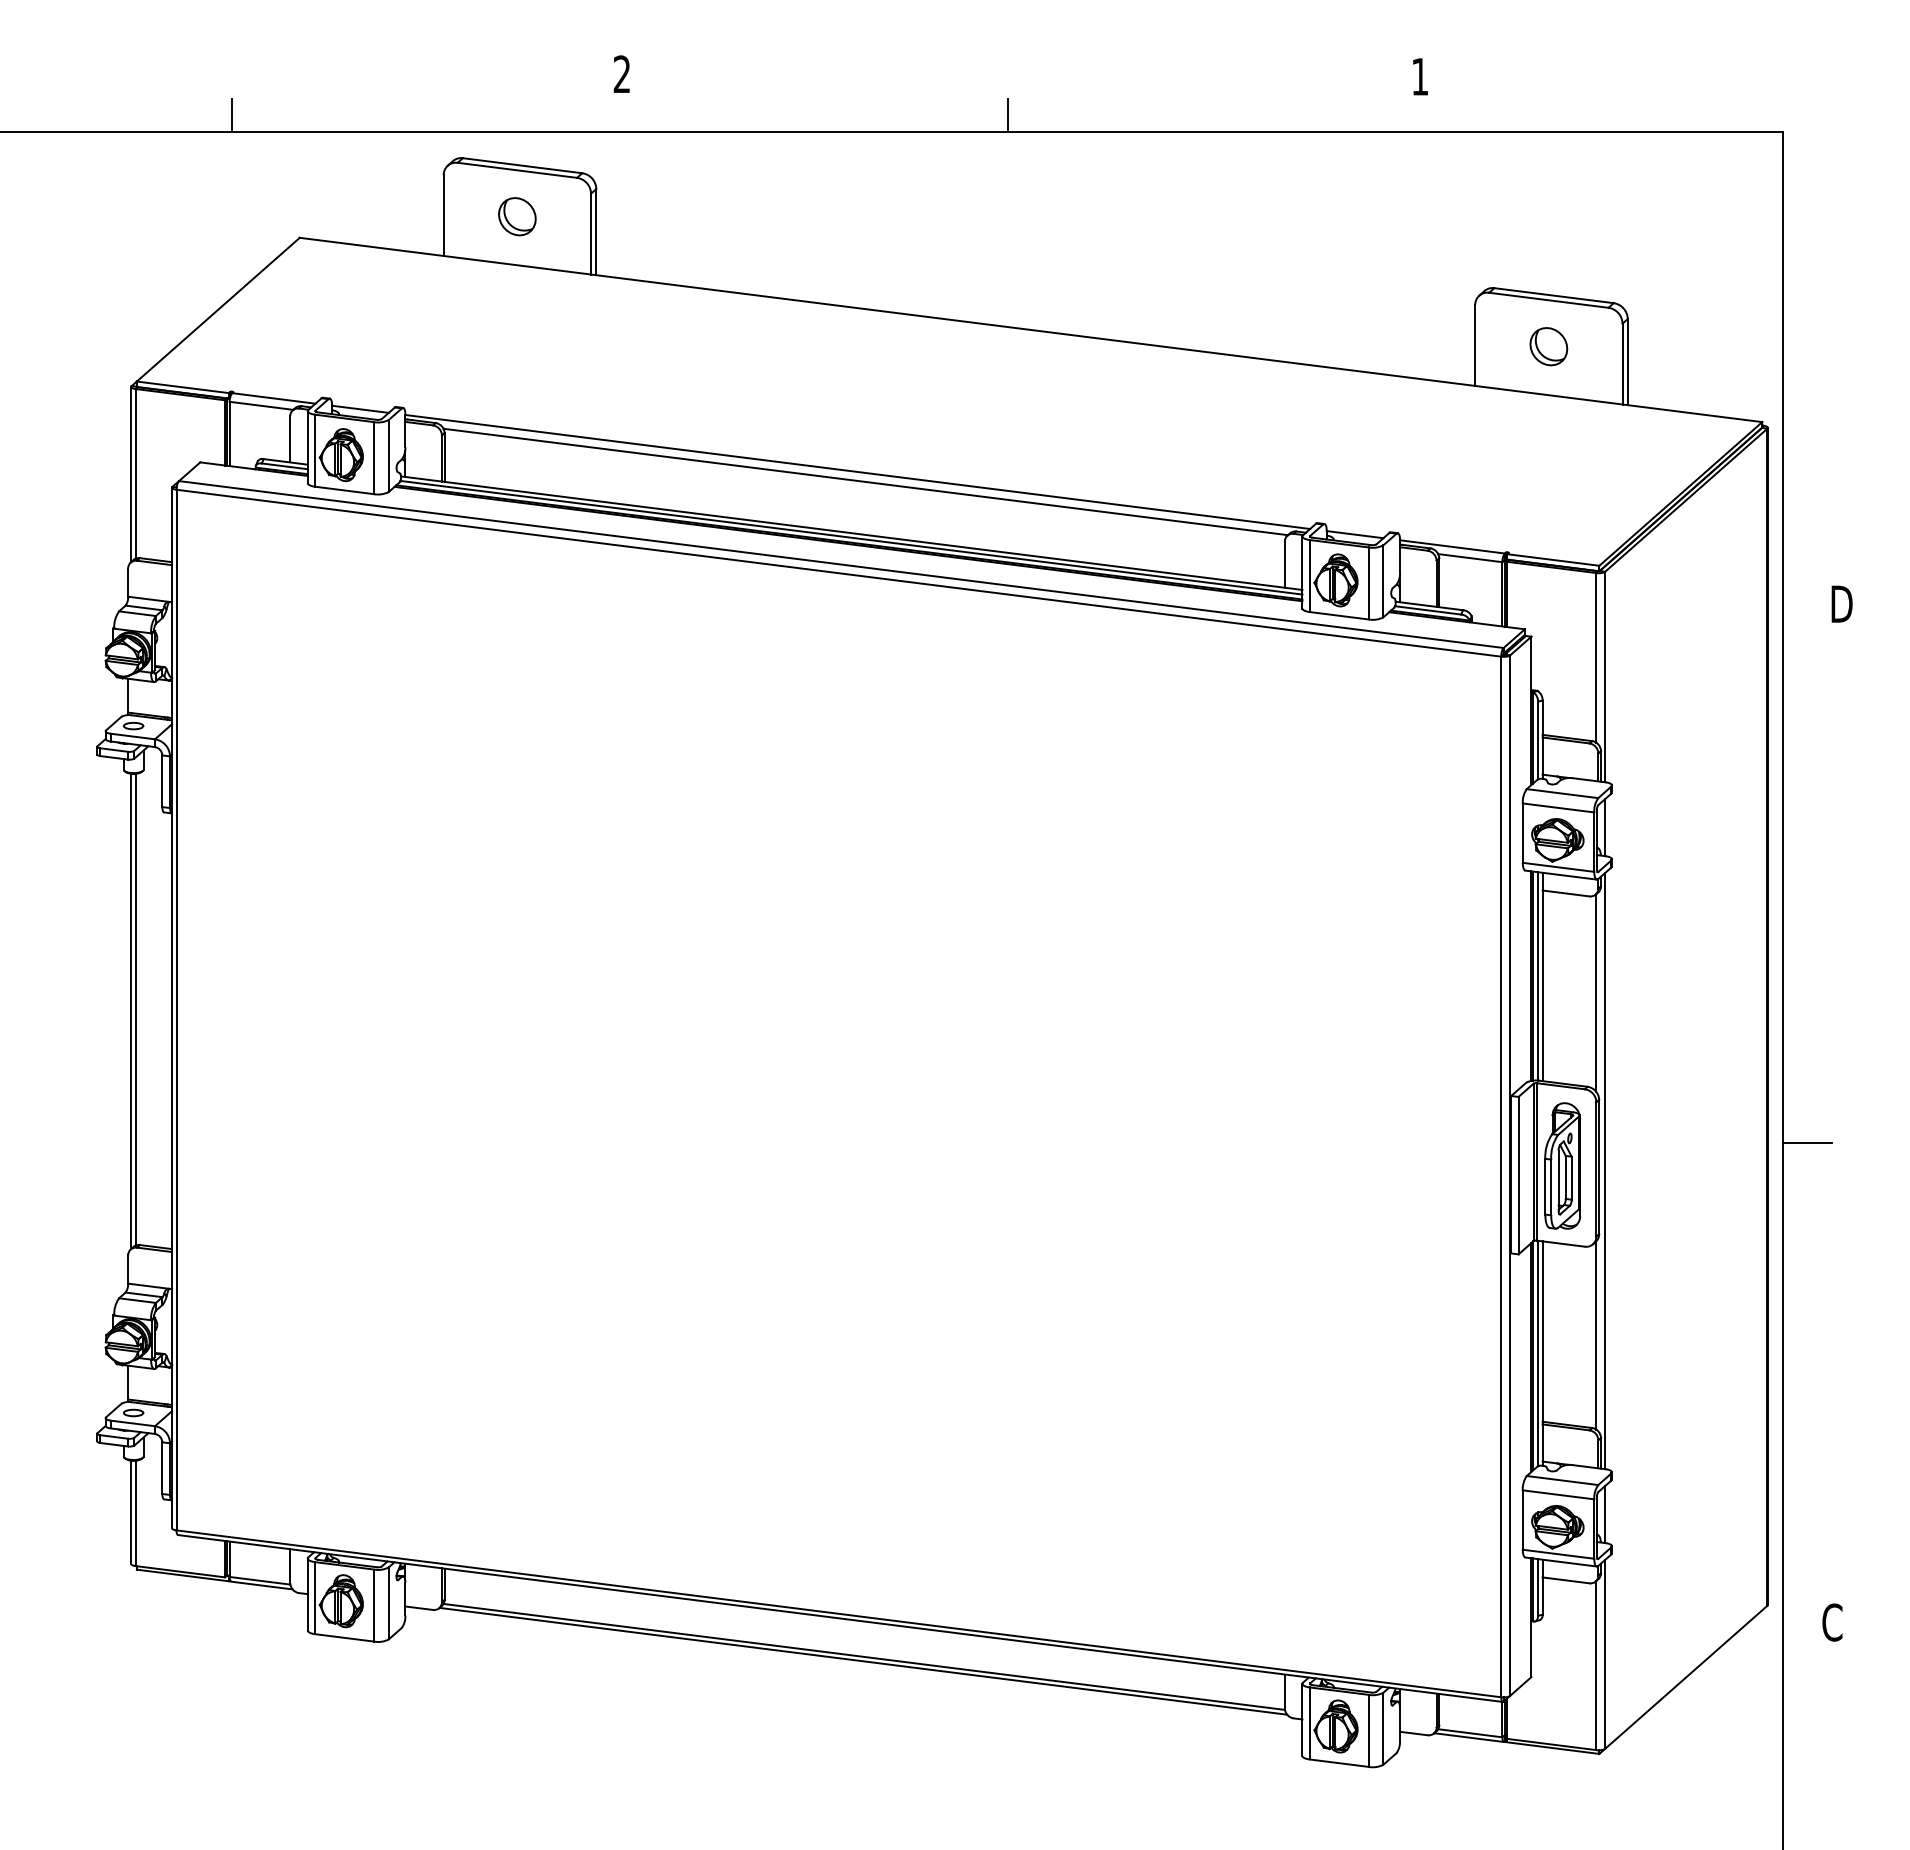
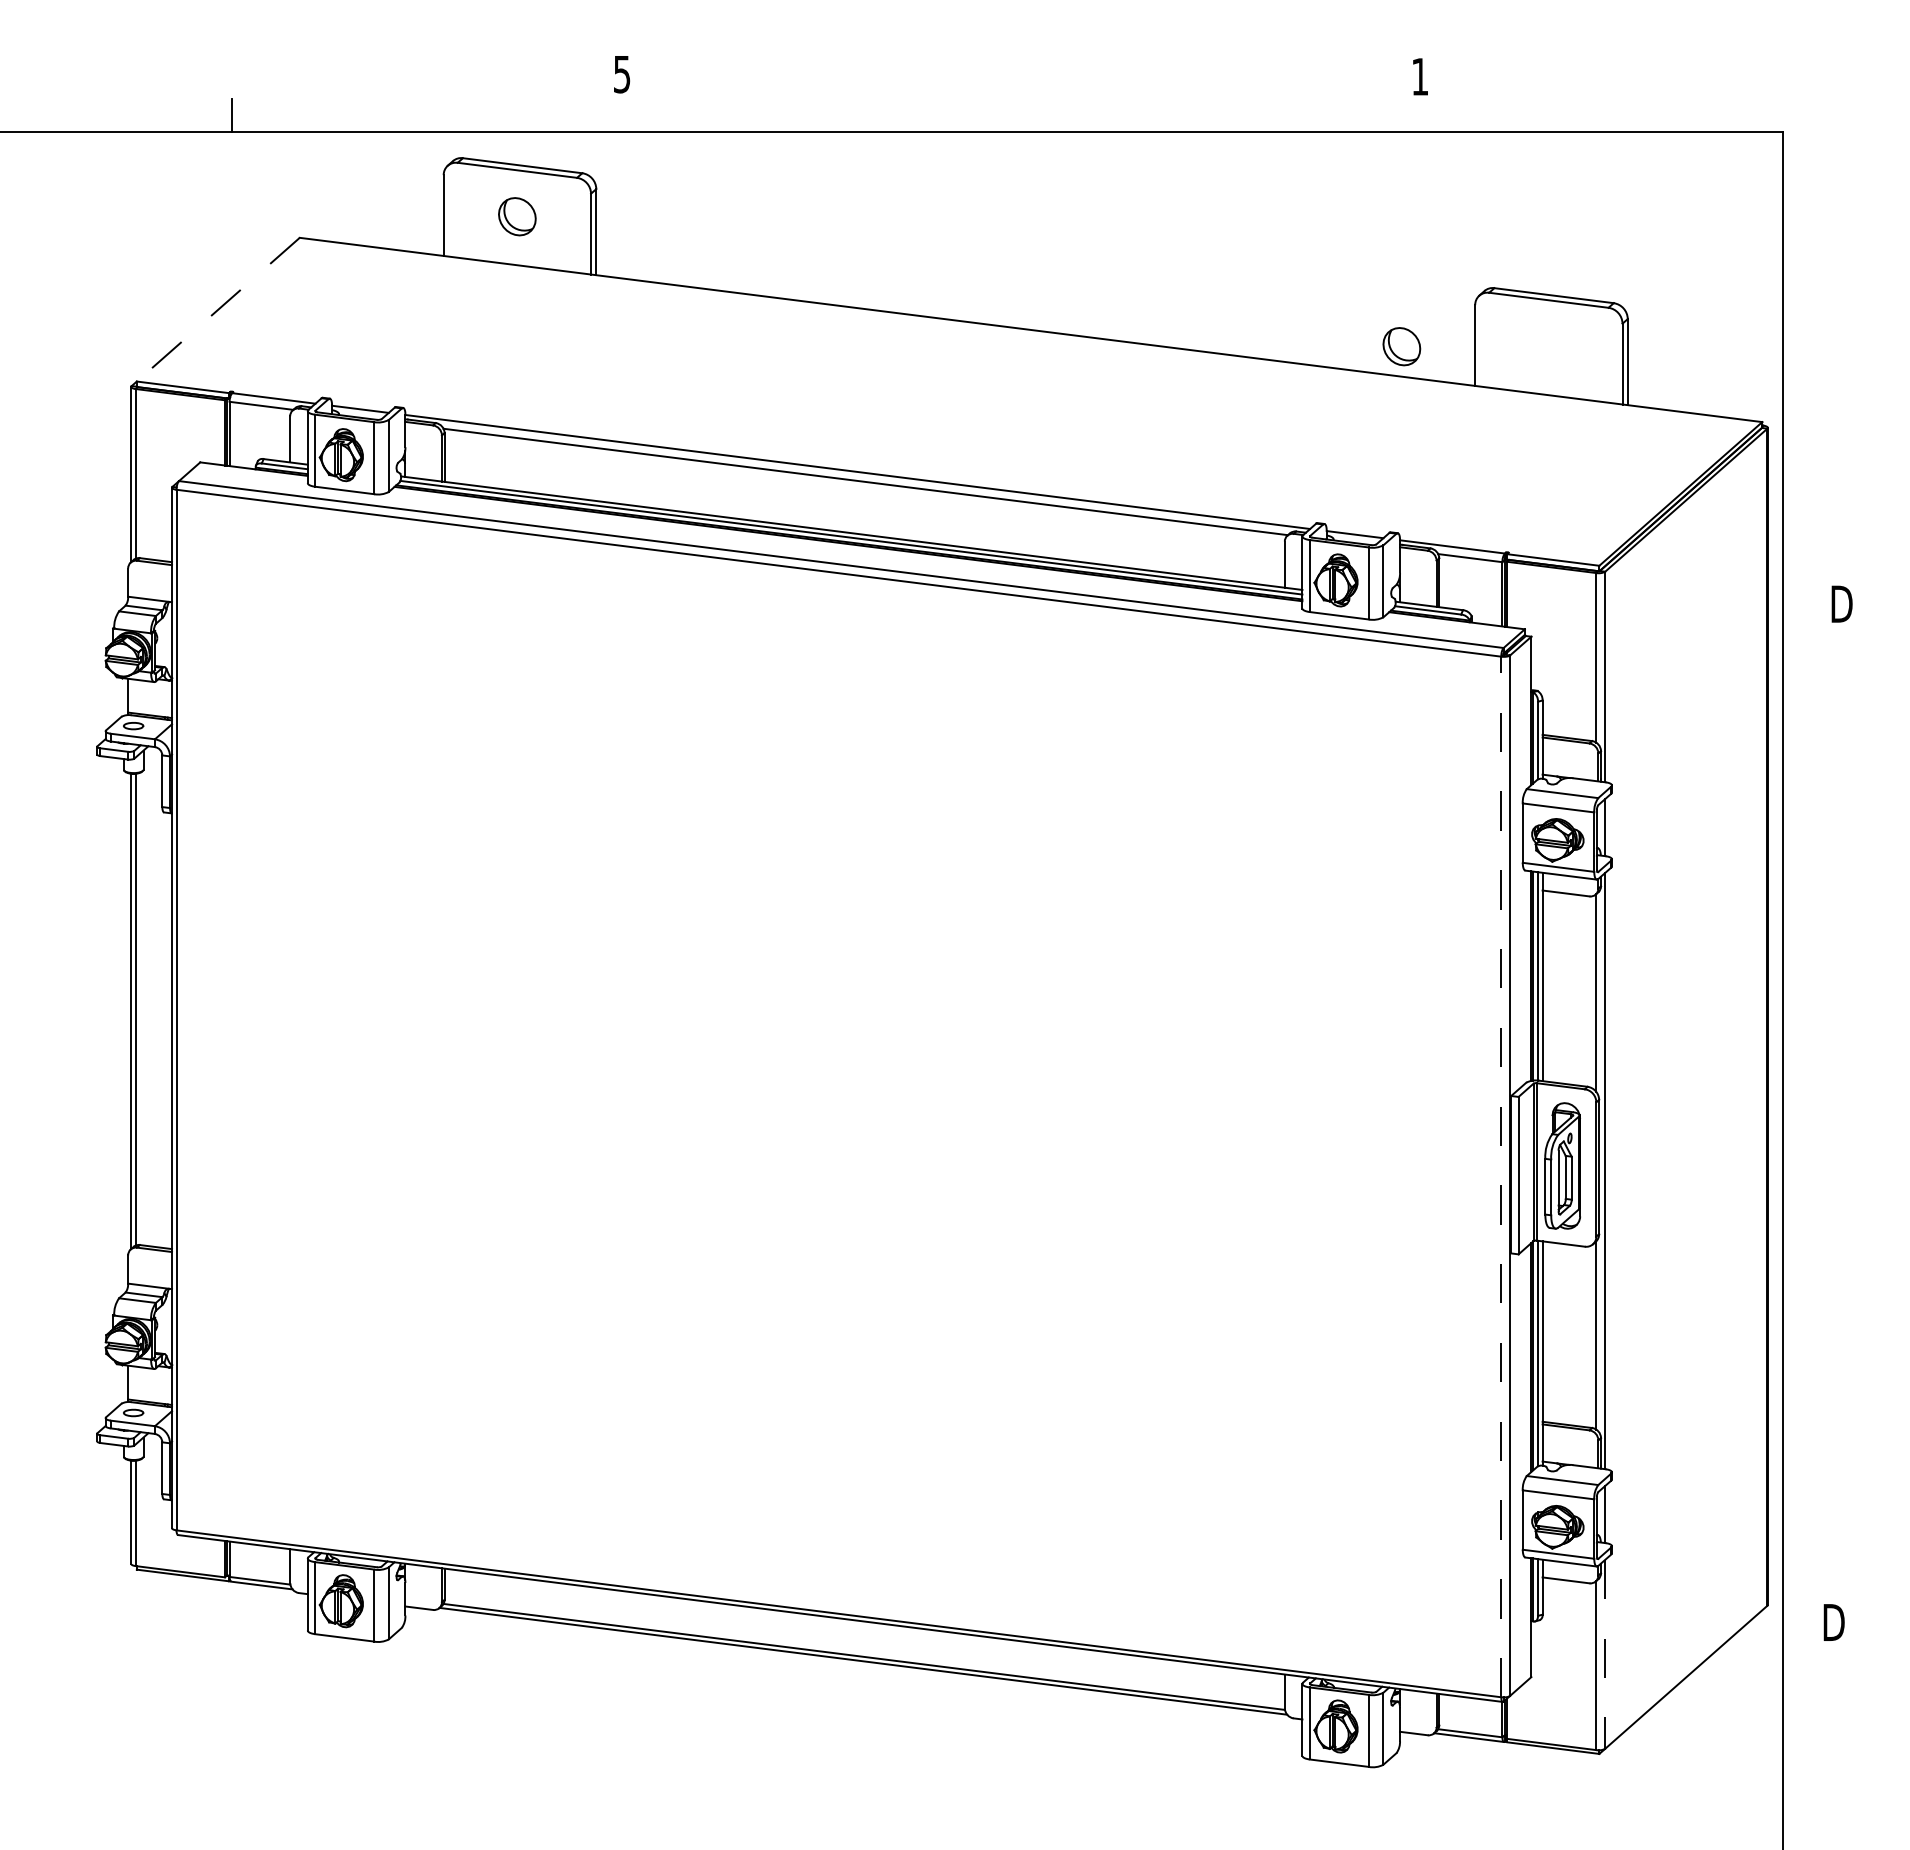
text: 2 -> 5 (621, 74)
line: present -> none (1007, 115)
line: solid -> dashed (218, 309)
part position: (1548, 346) -> (1401, 346) (1401, 346)
line: present -> none (1807, 1143)
line: solid -> dashed (1501, 1176)
text: C -> D (1833, 1622)
line: solid -> dashed (1605, 1654)
